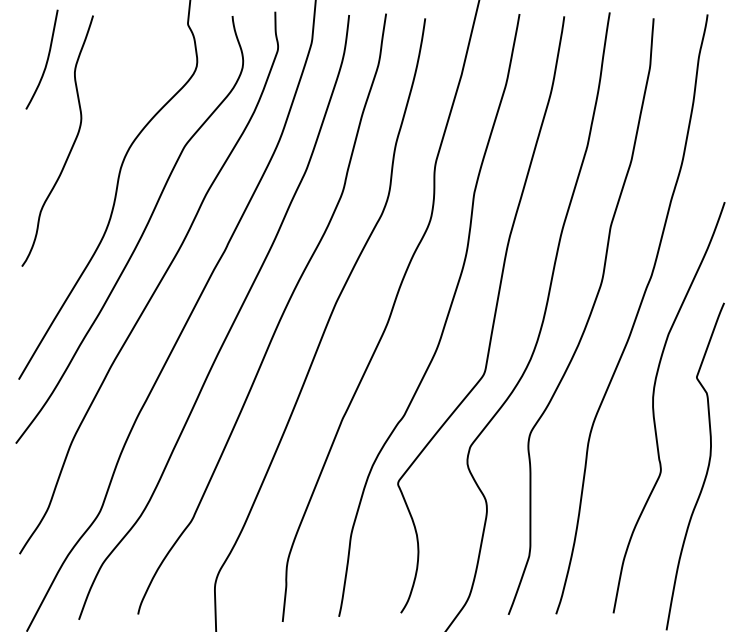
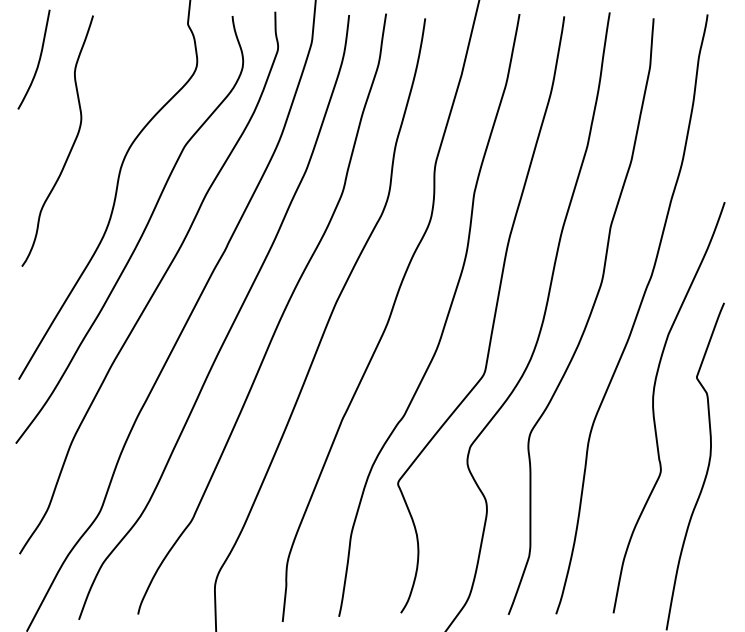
curve position: (46, 59) -> (38, 59) (38, 59)
